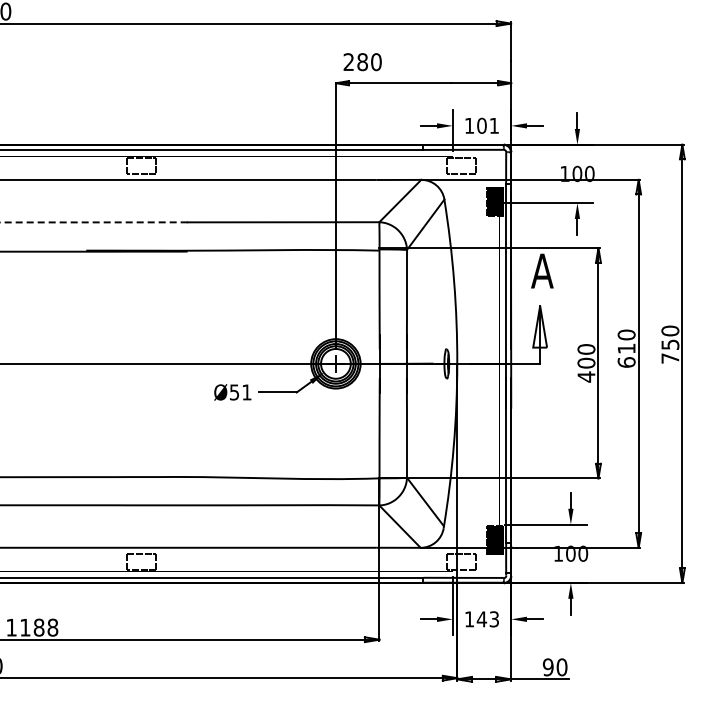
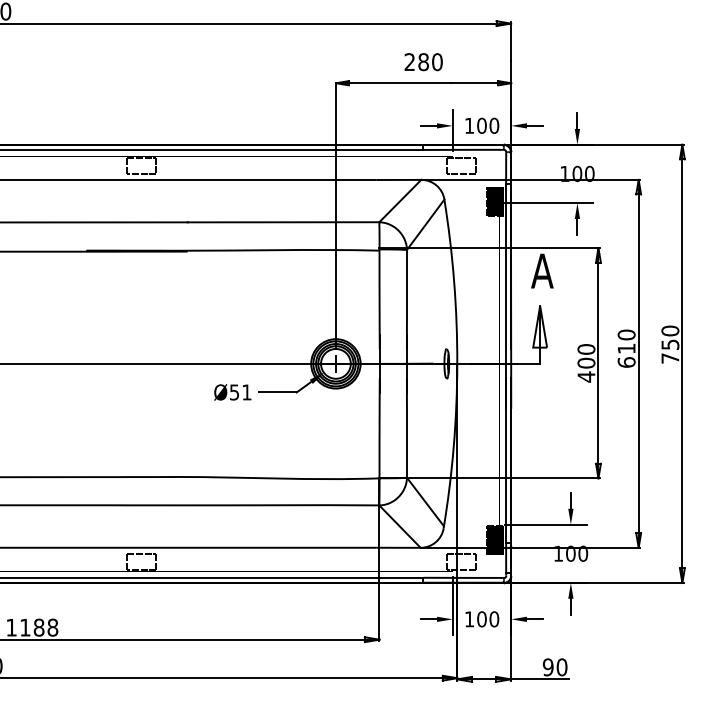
text position: (362, 62) -> (423, 62) (423, 62)
text: 101 -> 100 (494, 125)
line: dashed -> solid (93, 222)
text: 143 -> 100 (487, 619)
